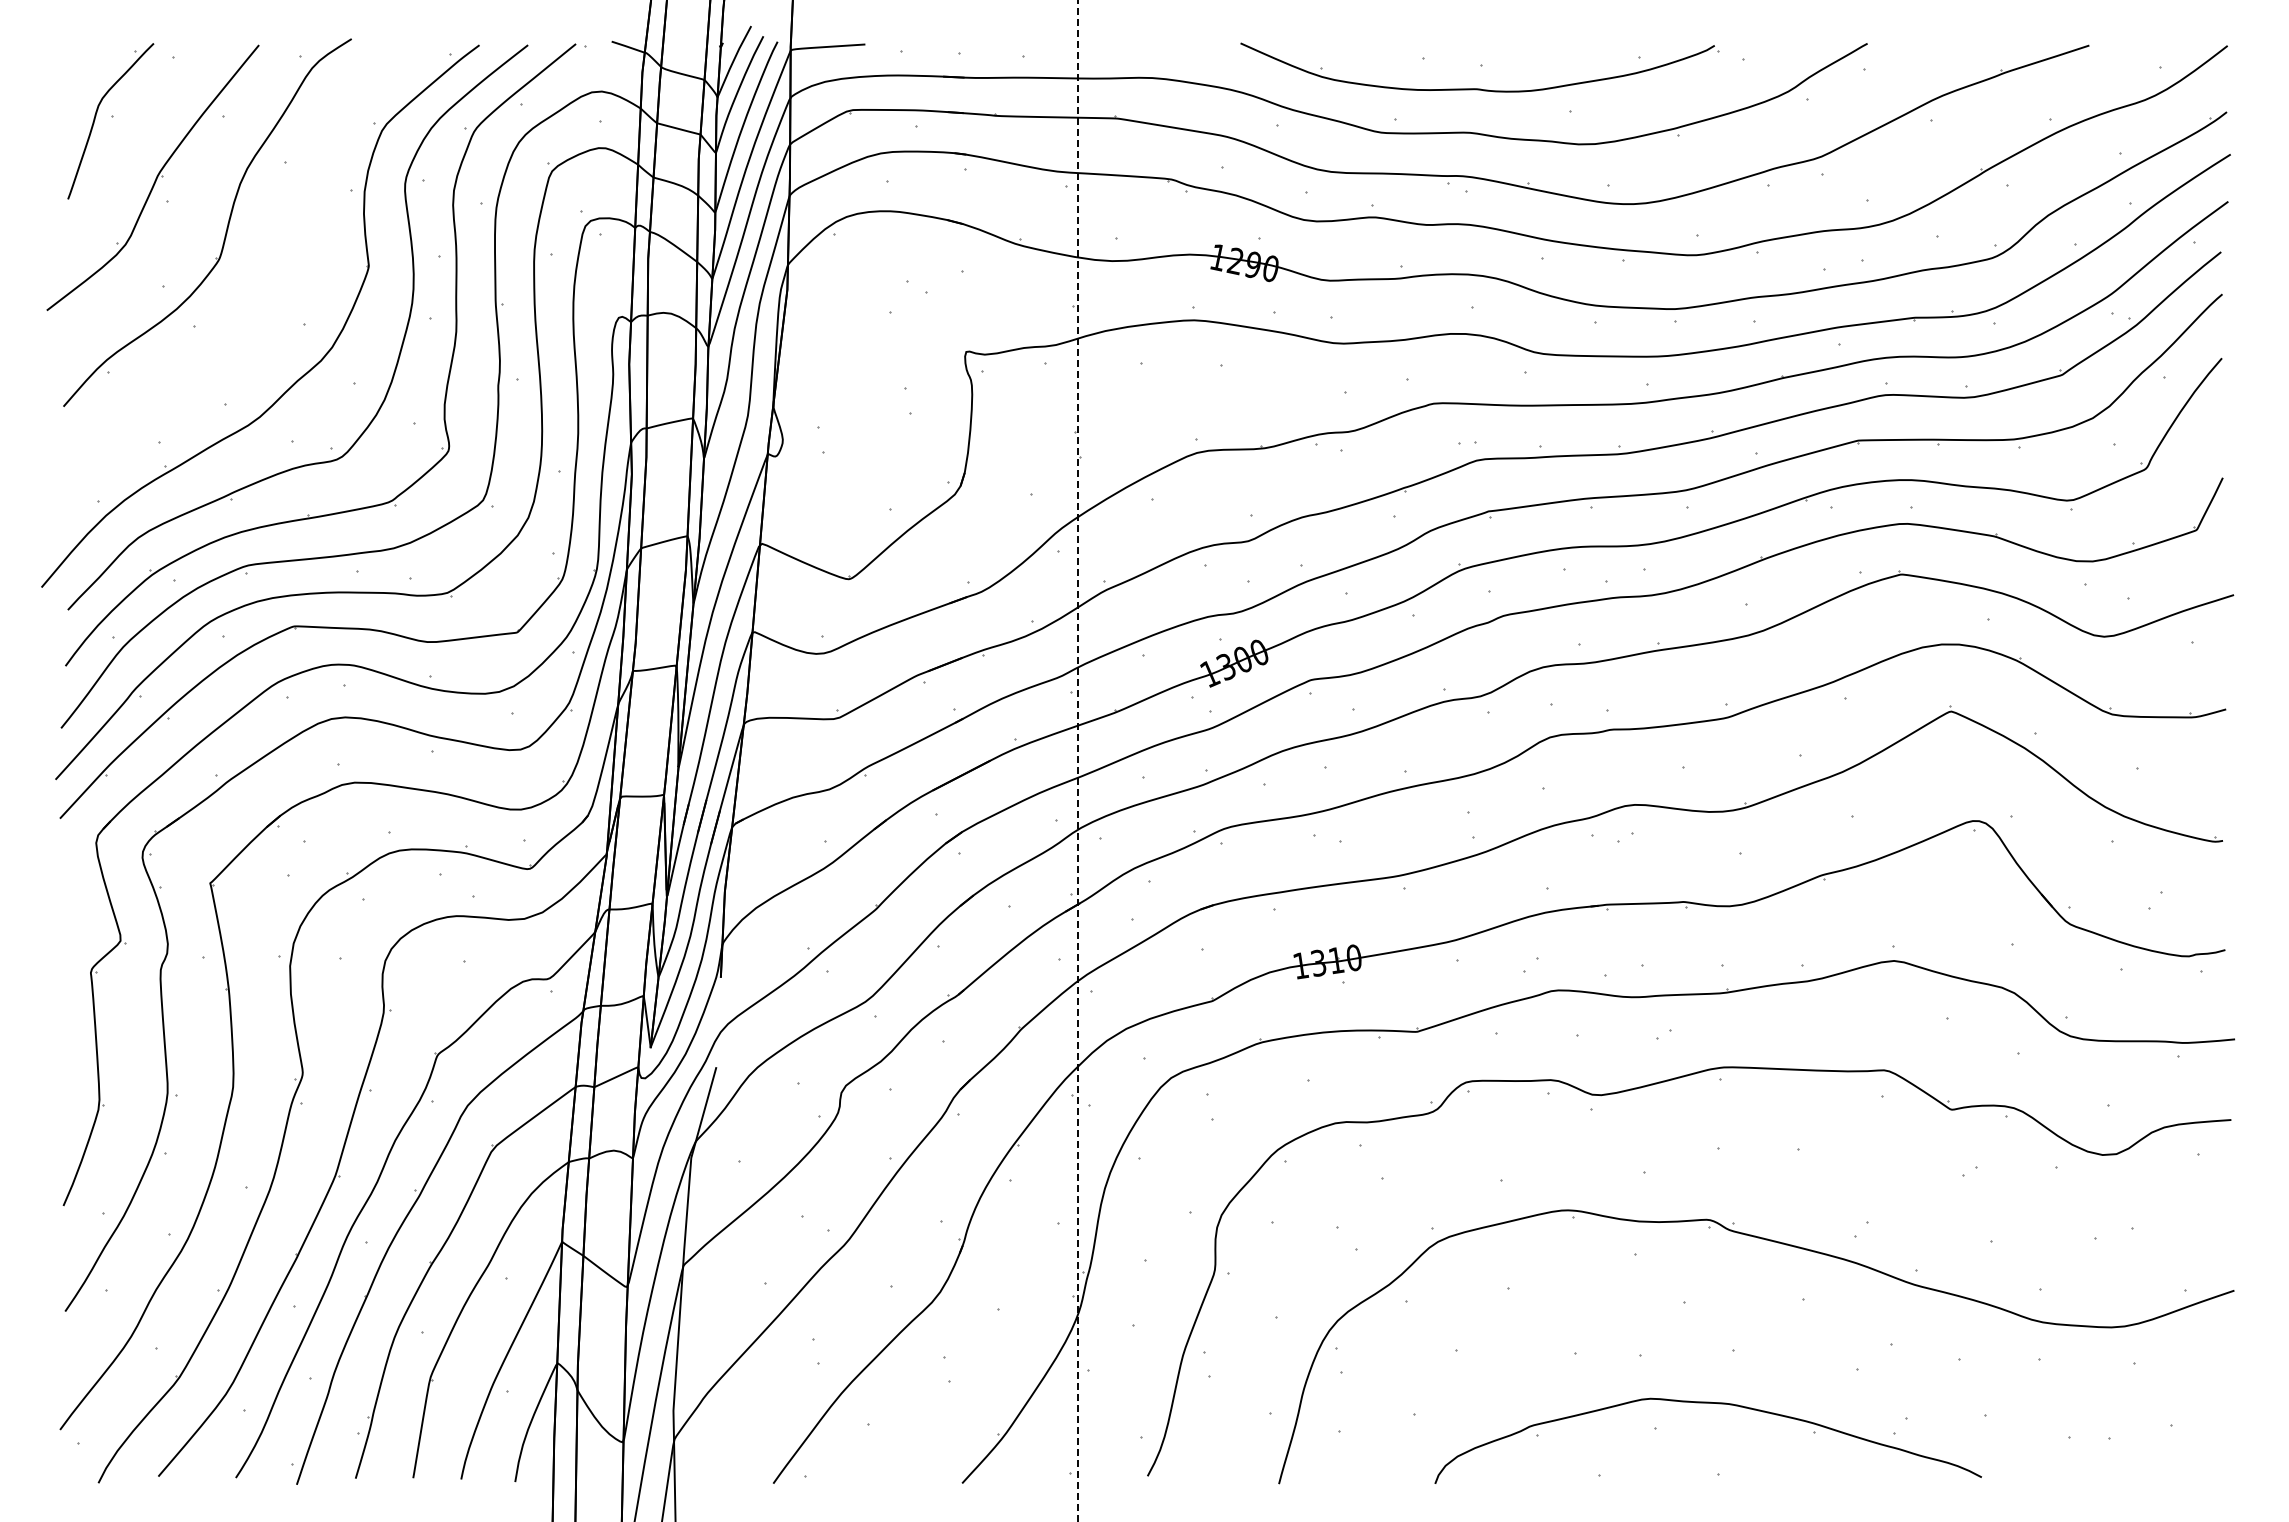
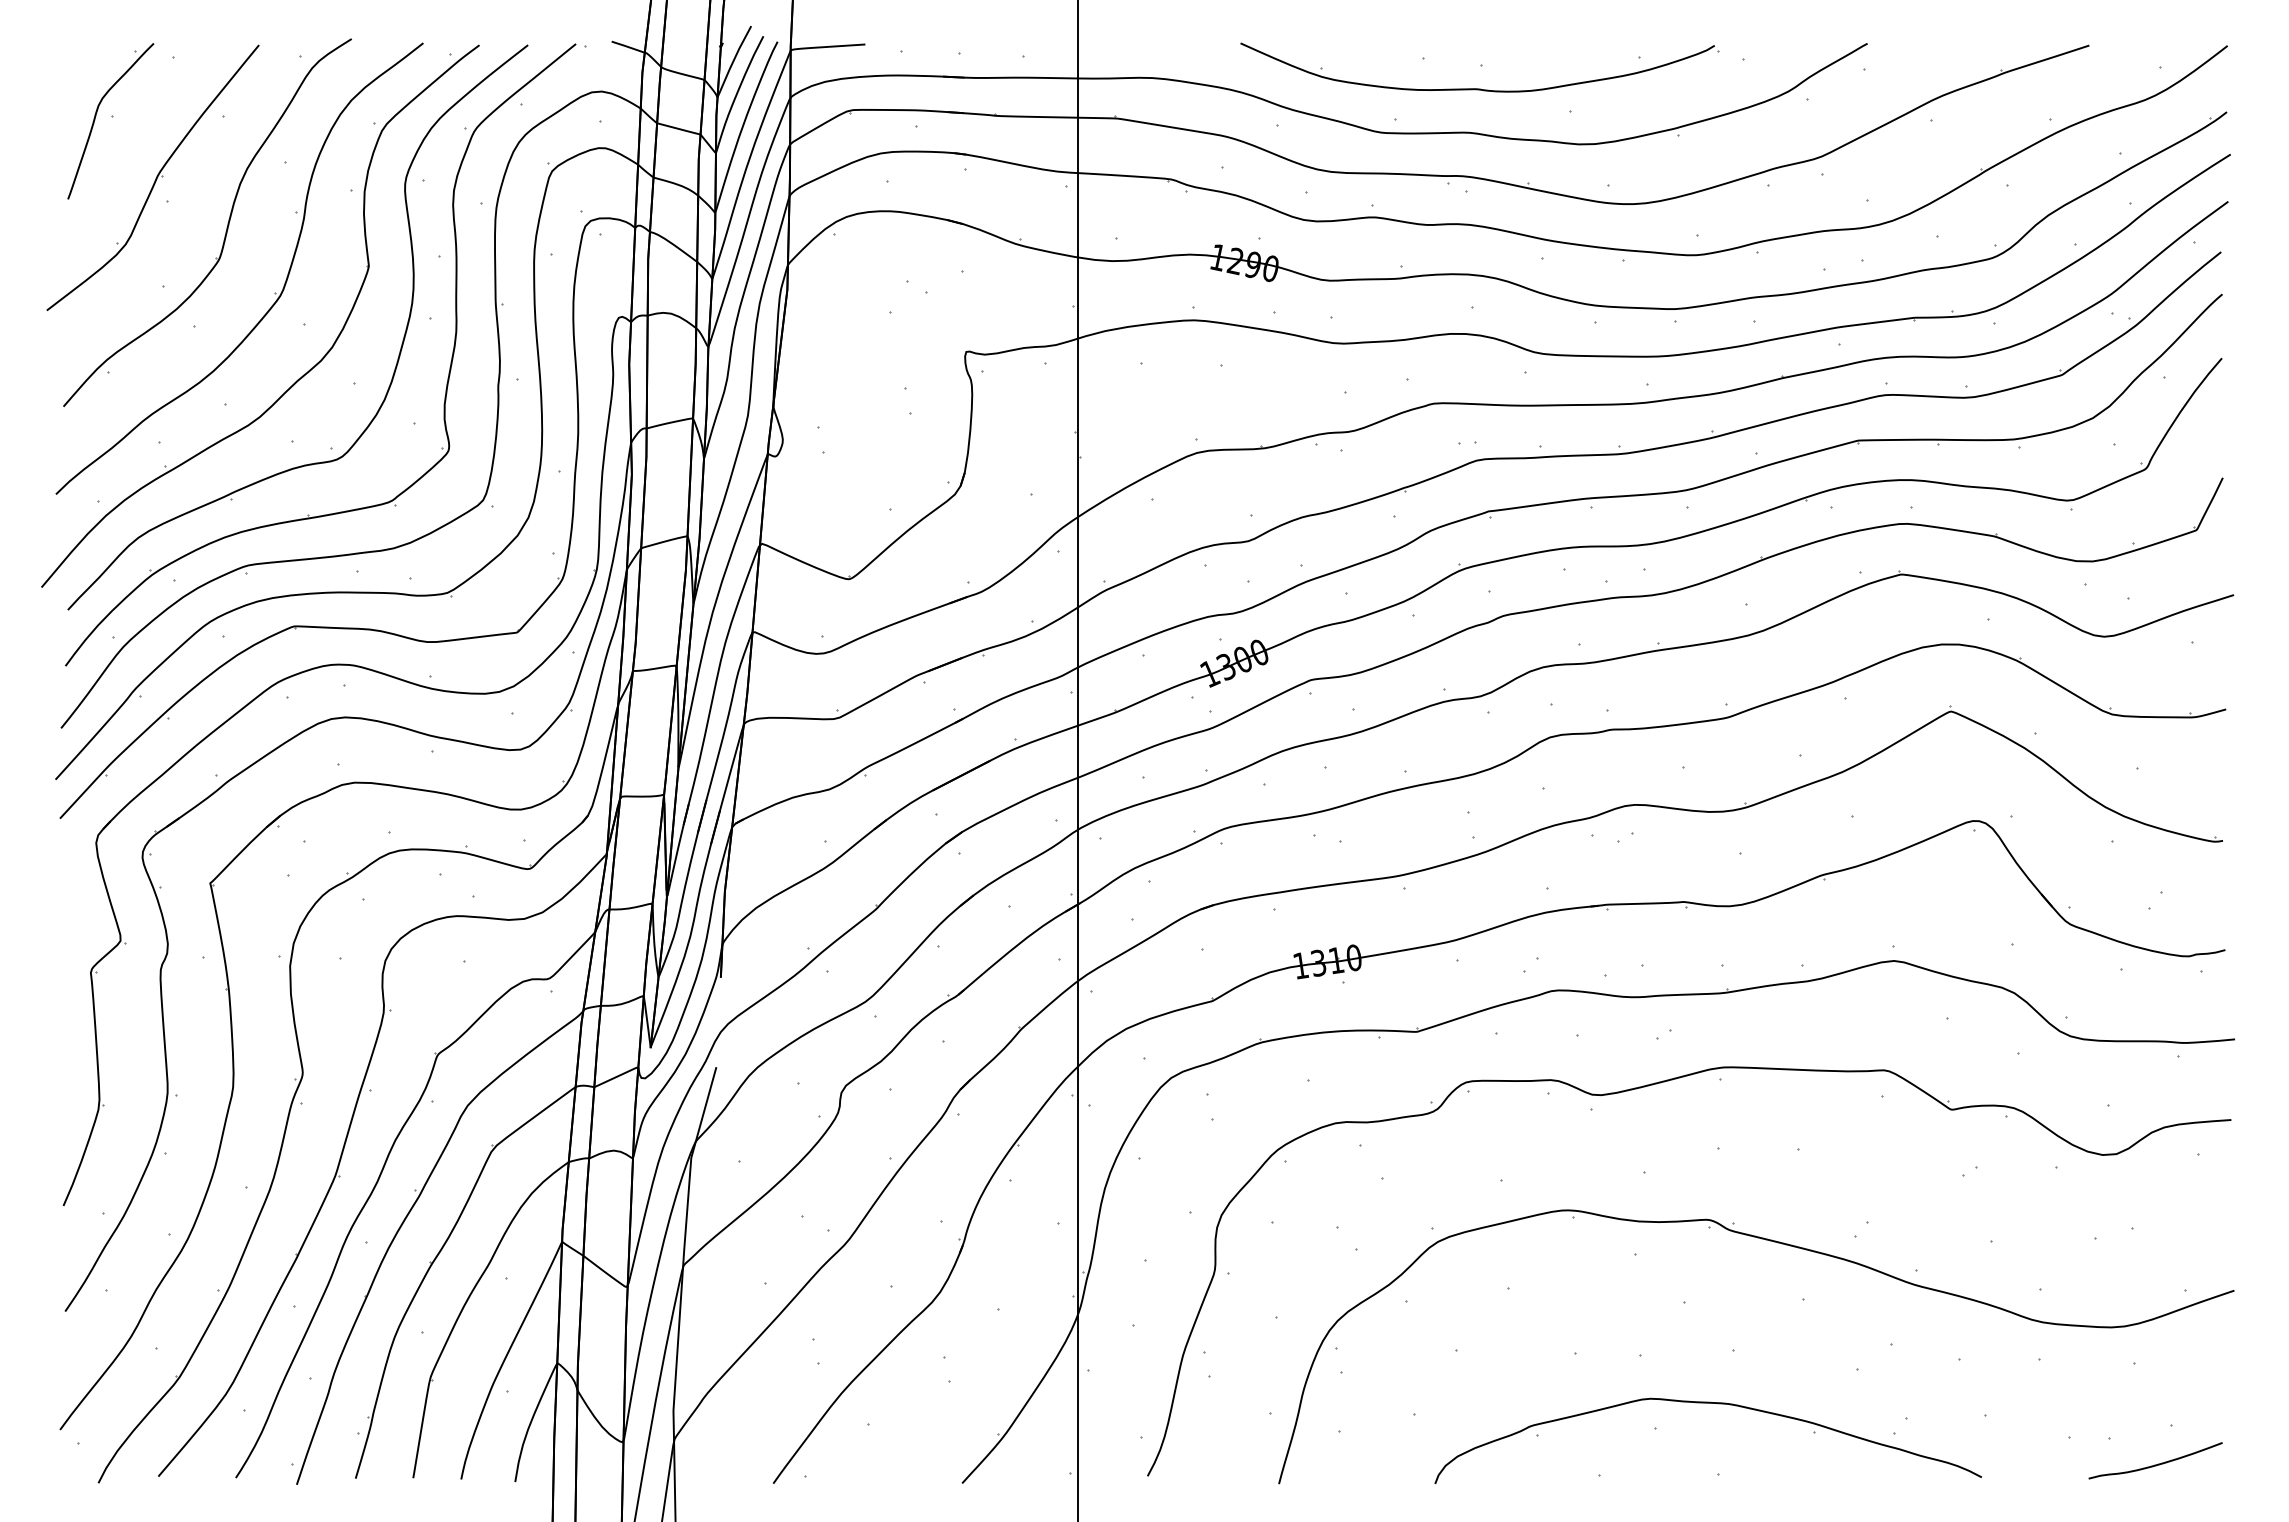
part: none -> present (274, 293)
line: dashed -> solid (1077, 761)
curve: none -> present (2155, 1464)
